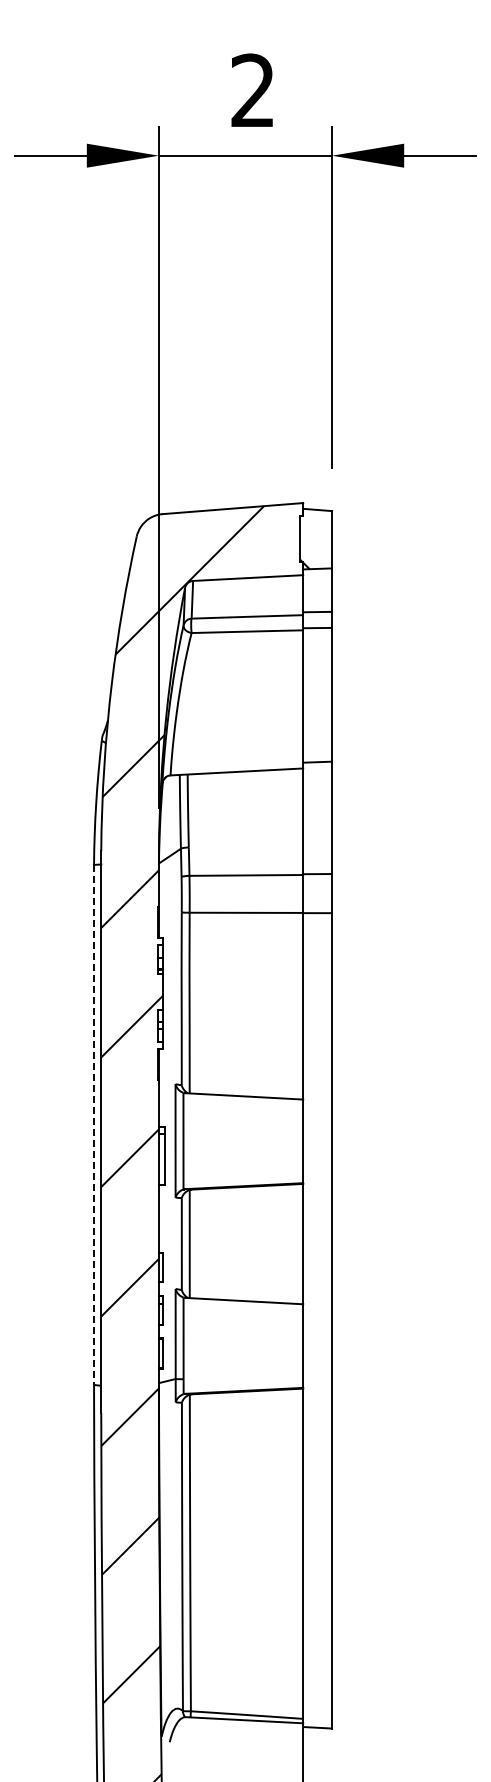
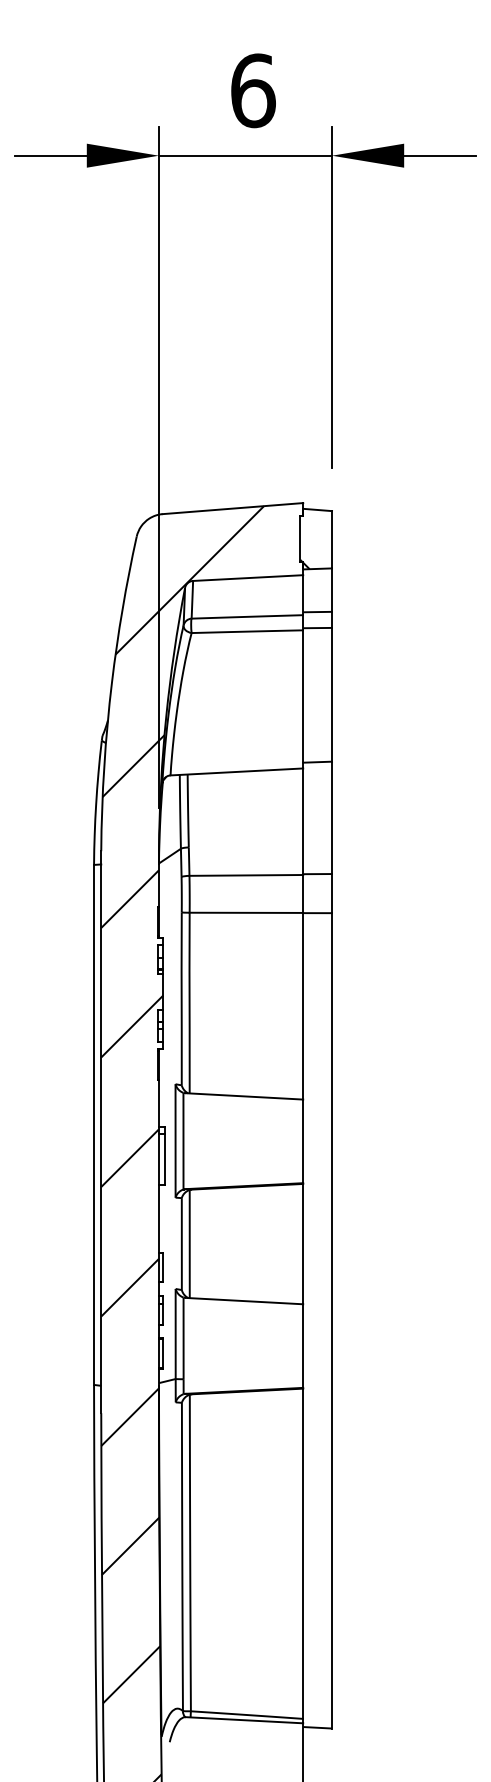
text: 2 -> 6 (253, 90)
line: dashed -> solid (94, 1124)
